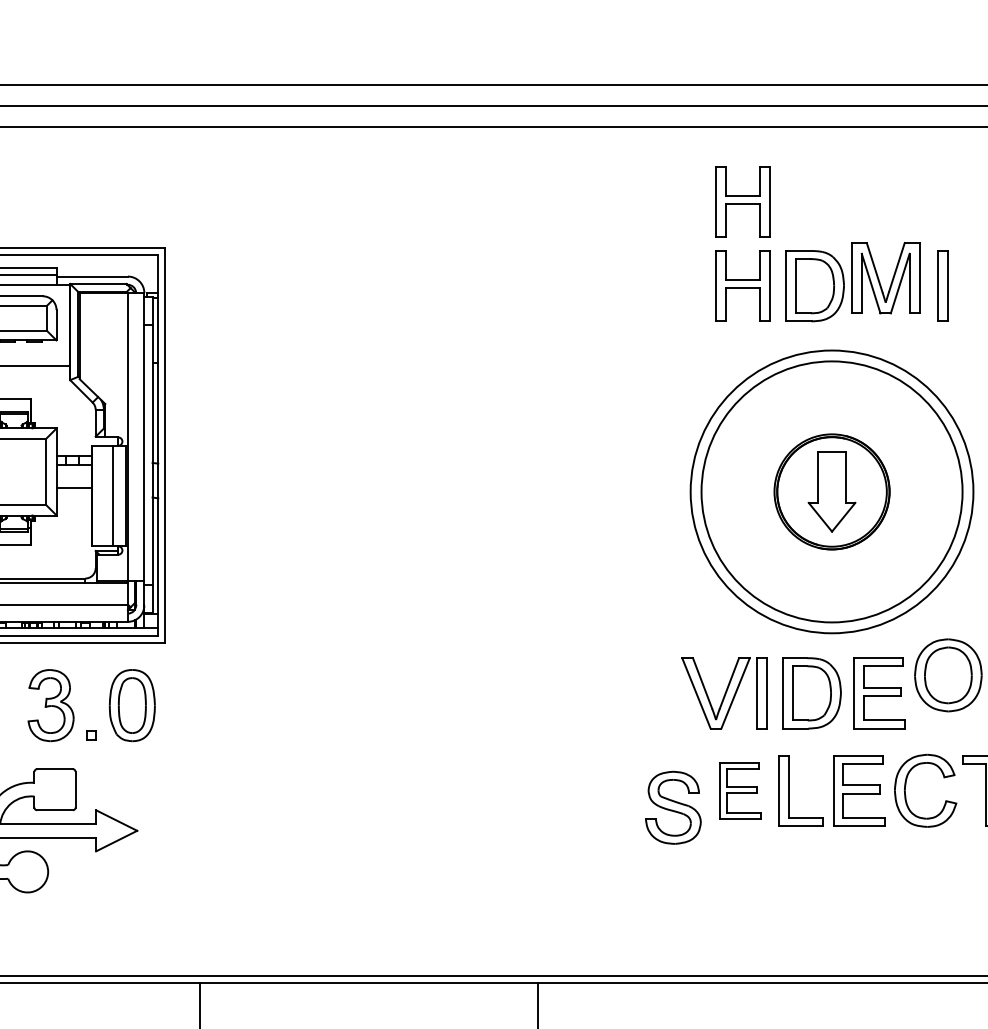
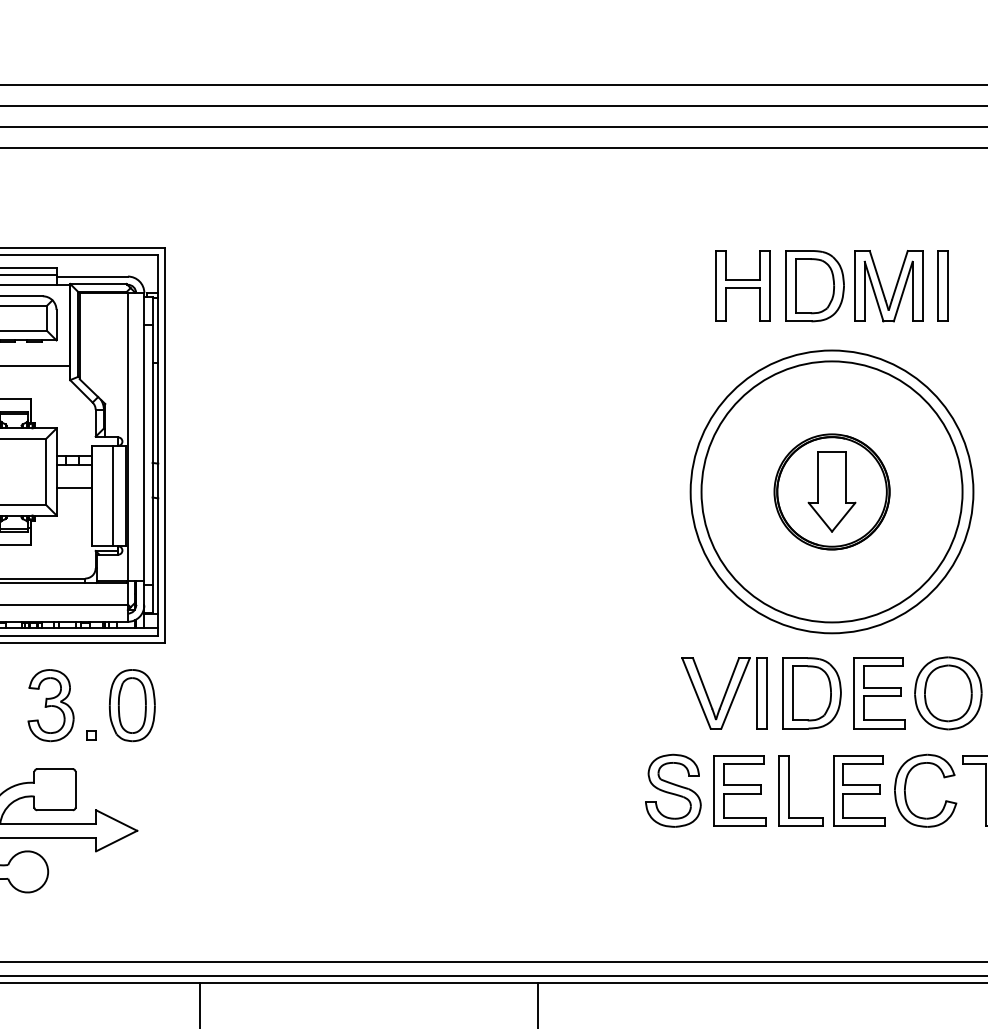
line: none -> present (493, 148)
part: present -> none (742, 201)
part position: (885, 278) -> (888, 286) (888, 286)
part position: (948, 675) -> (948, 693) (948, 693)
part size: 43x58 px -> 54x72 px (739, 790)
part position: (673, 807) -> (673, 790) (673, 790)
line: none -> present (493, 961)
